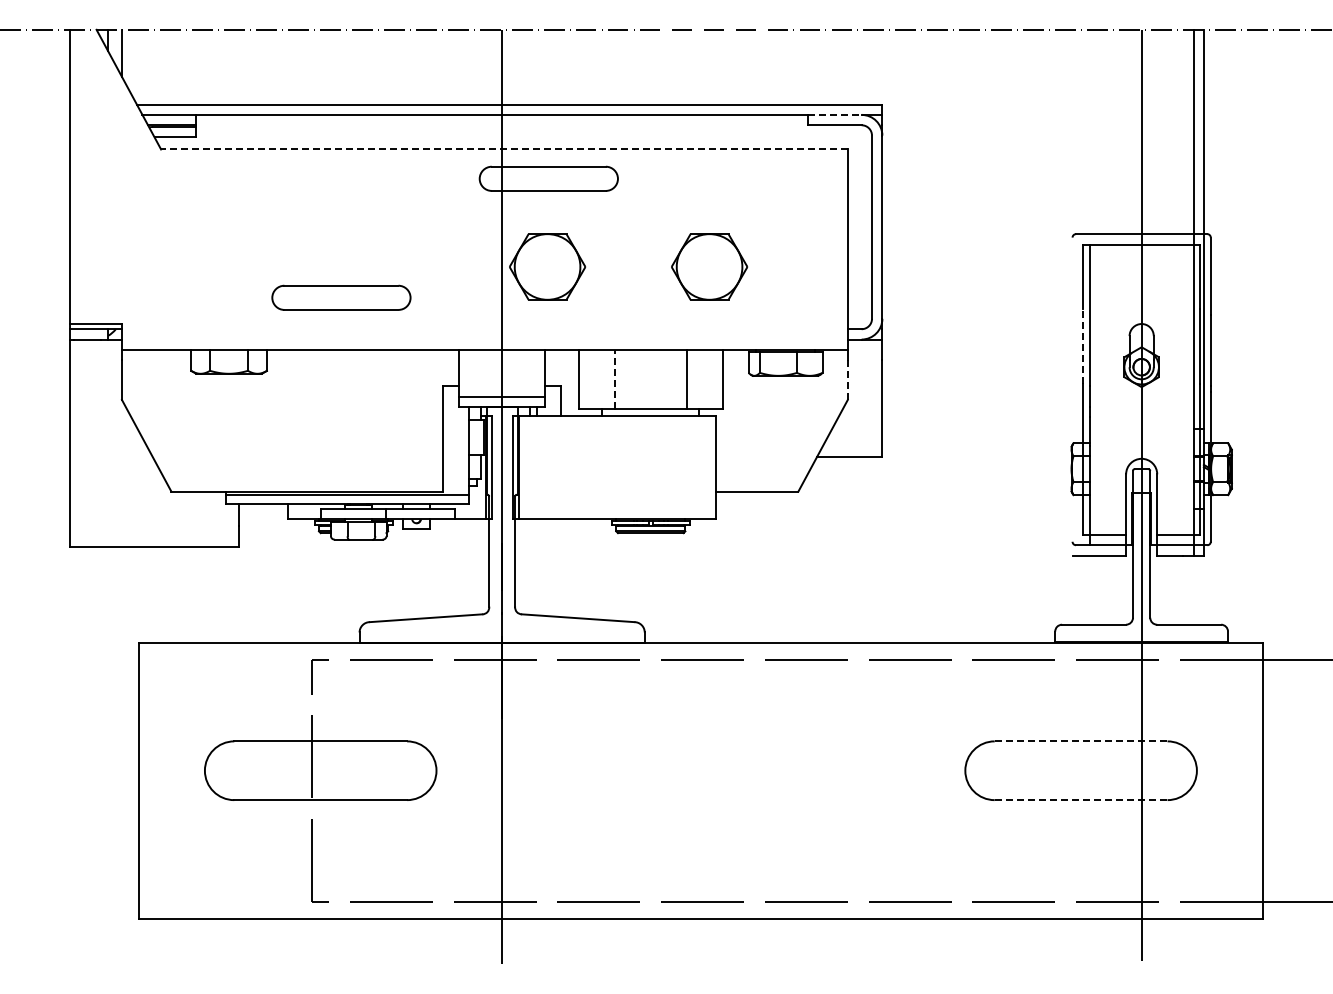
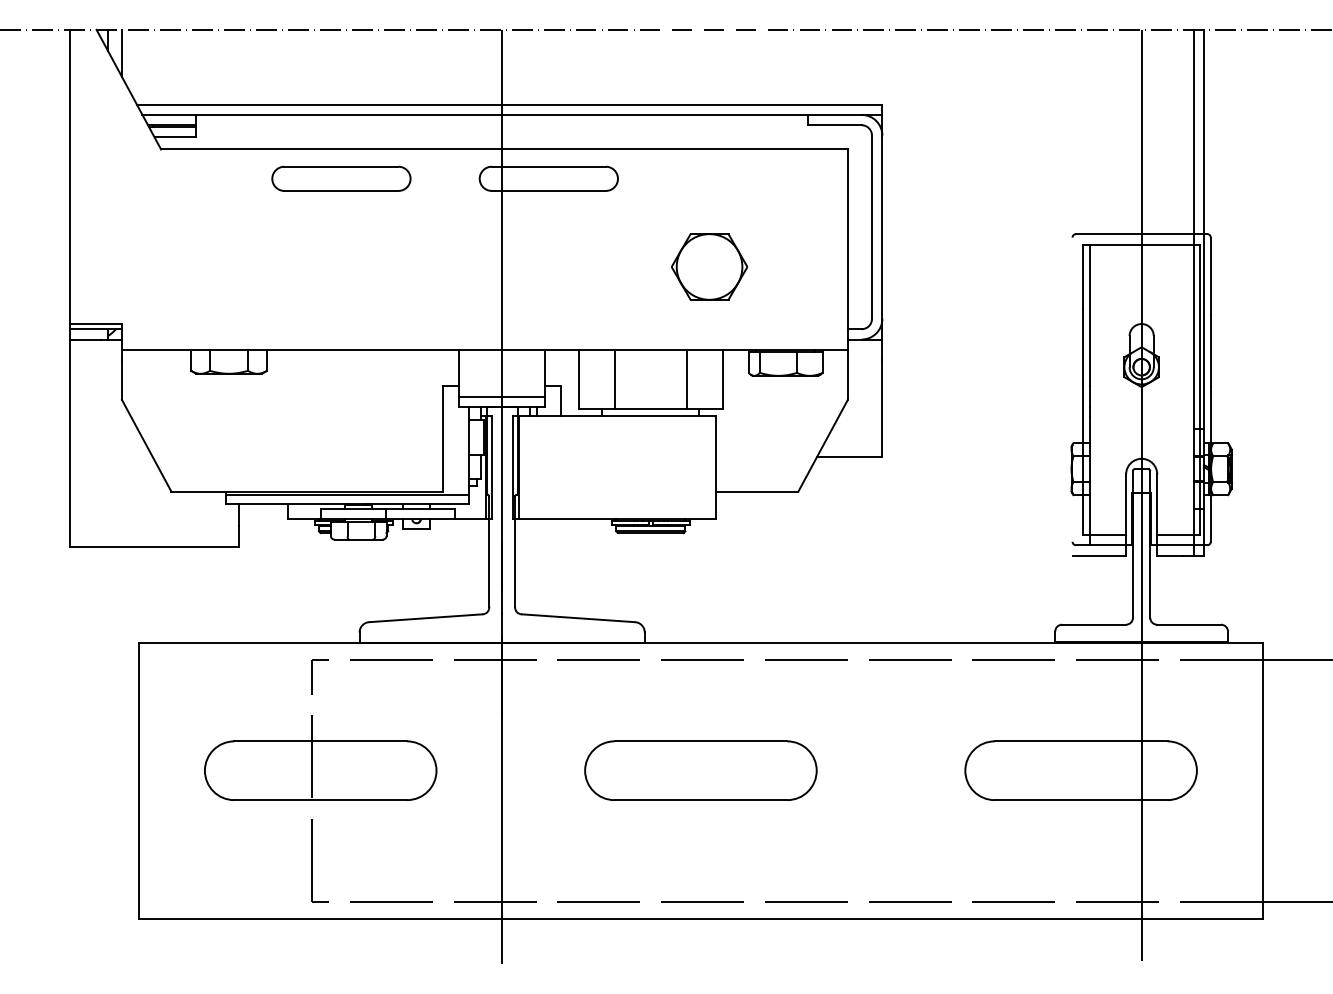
line: dashed -> solid (834, 114)
line: dashed -> solid (503, 149)
part: present -> none (547, 266)
part position: (341, 297) -> (341, 178) (341, 178)
line: dashed -> solid (1082, 346)
line: dashed -> solid (614, 378)
line: dashed -> solid (847, 380)
line: dashed -> solid (1081, 741)
part: none -> present (700, 770)
line: dashed -> solid (1081, 800)
